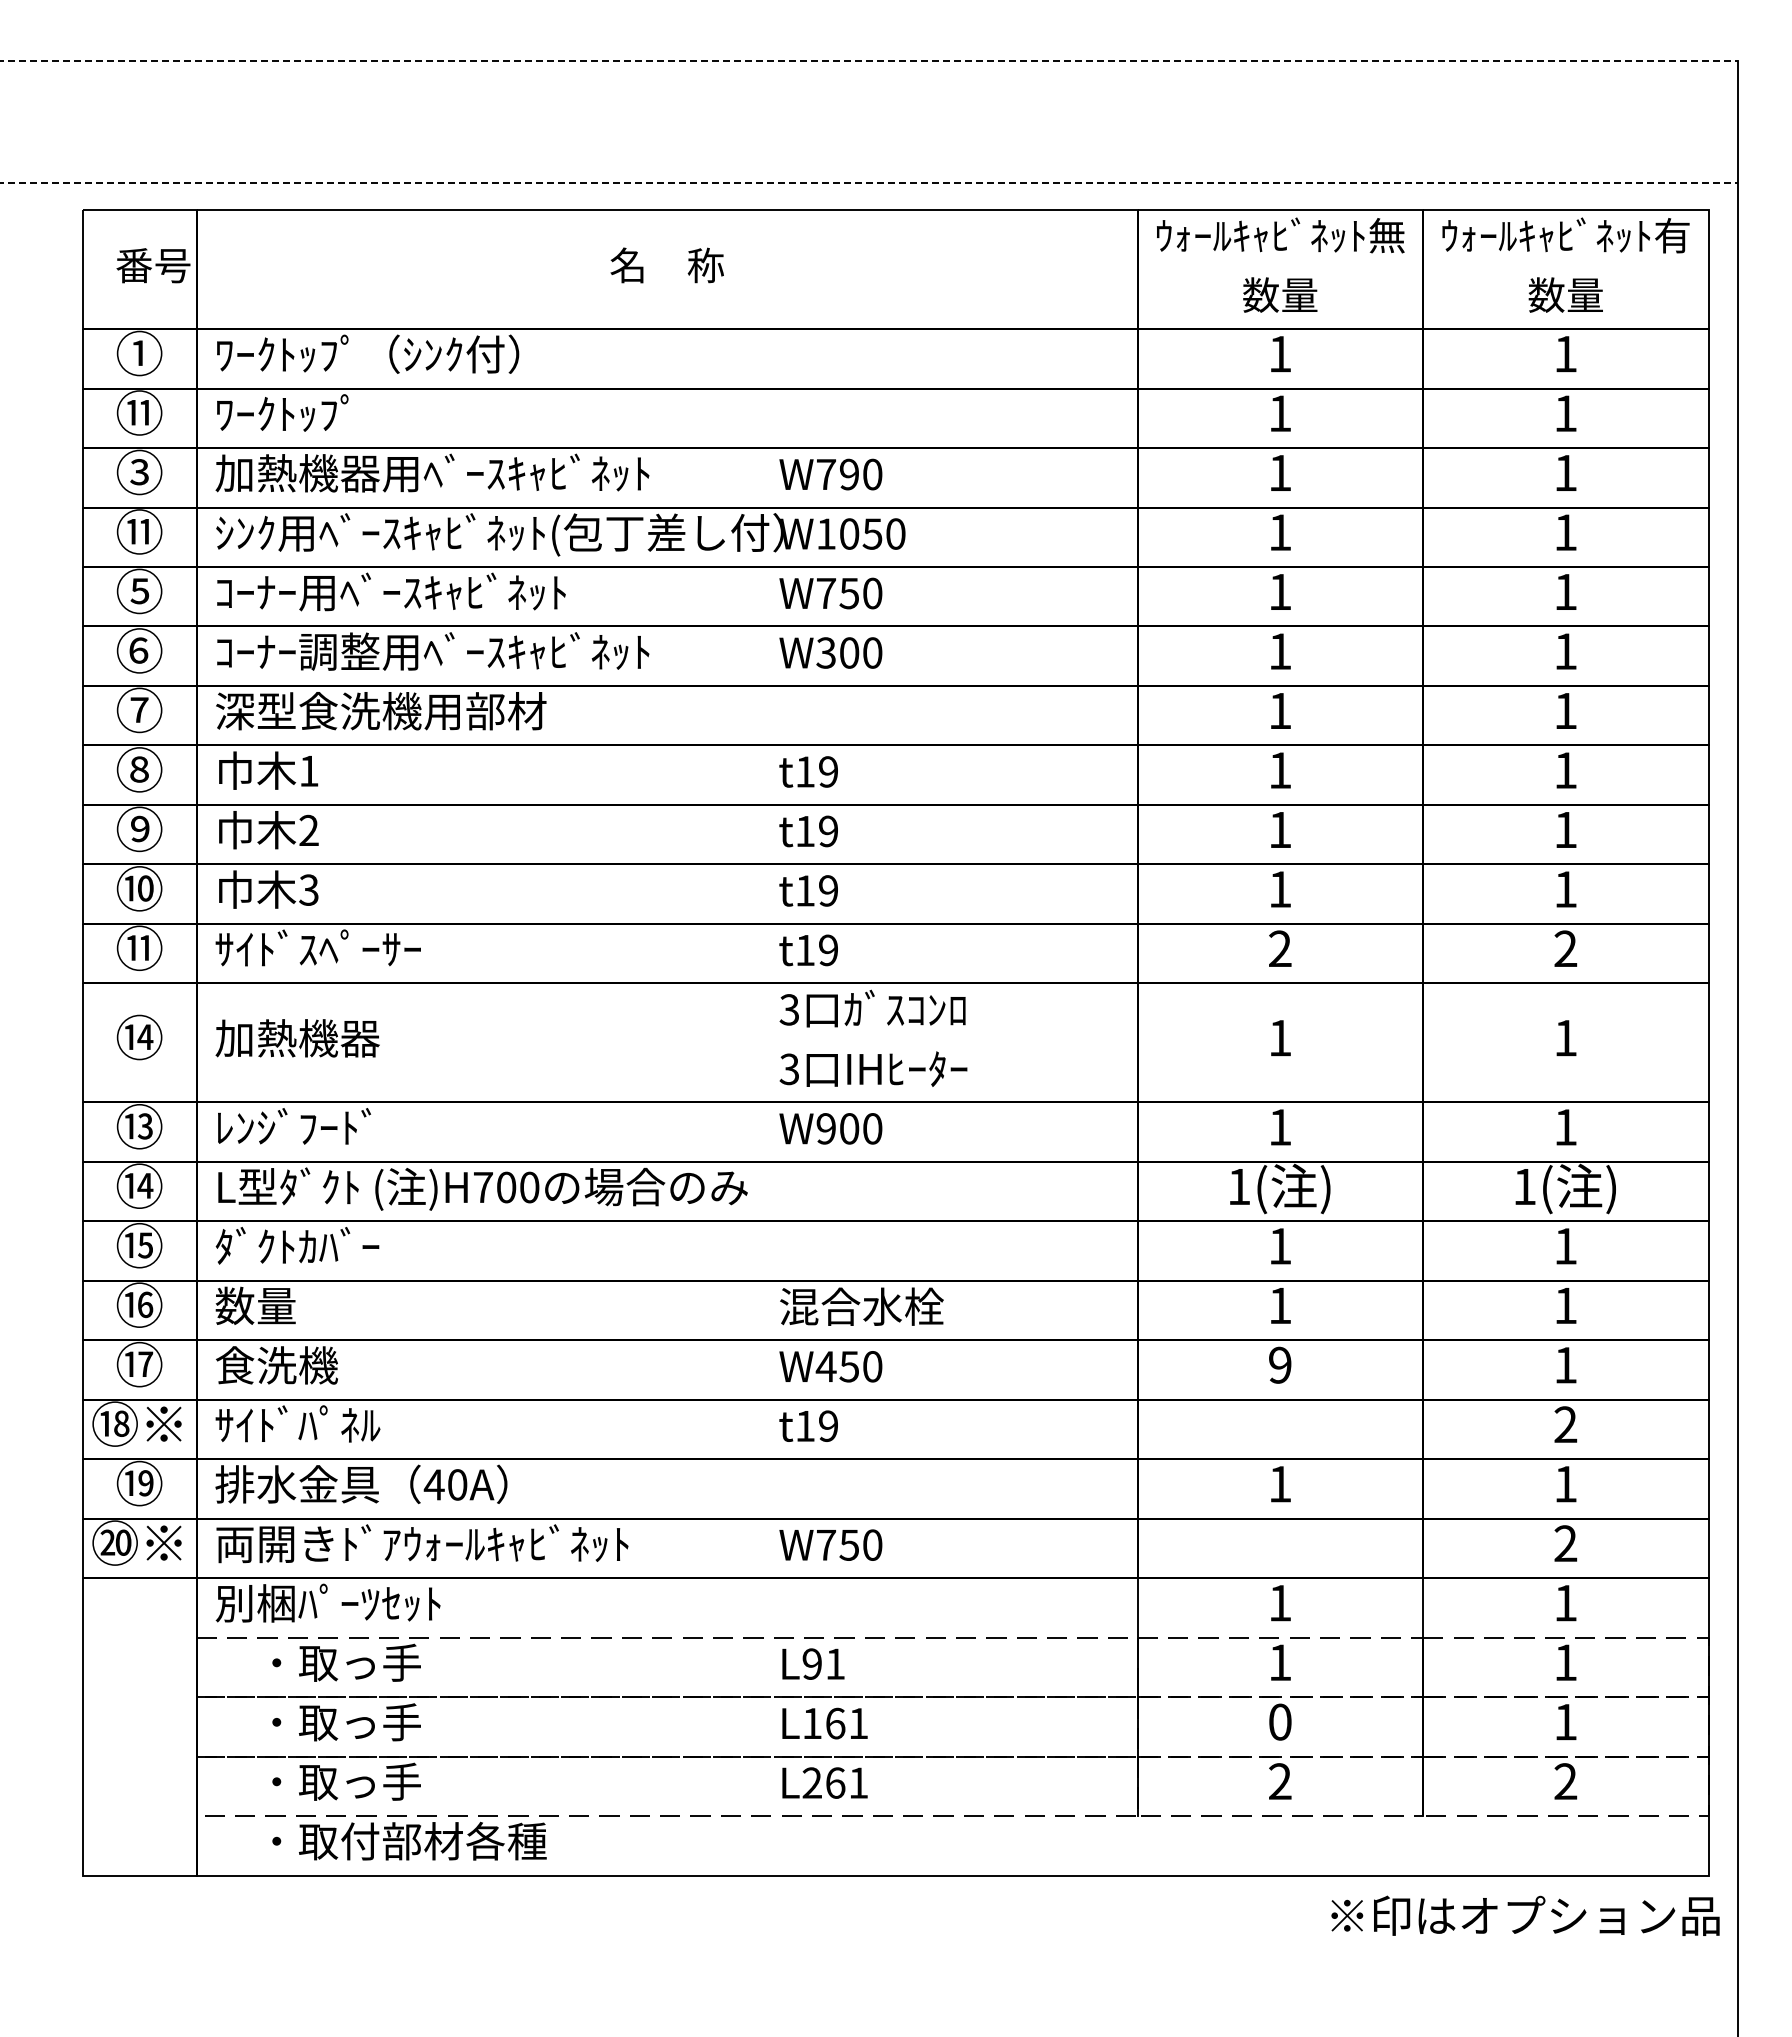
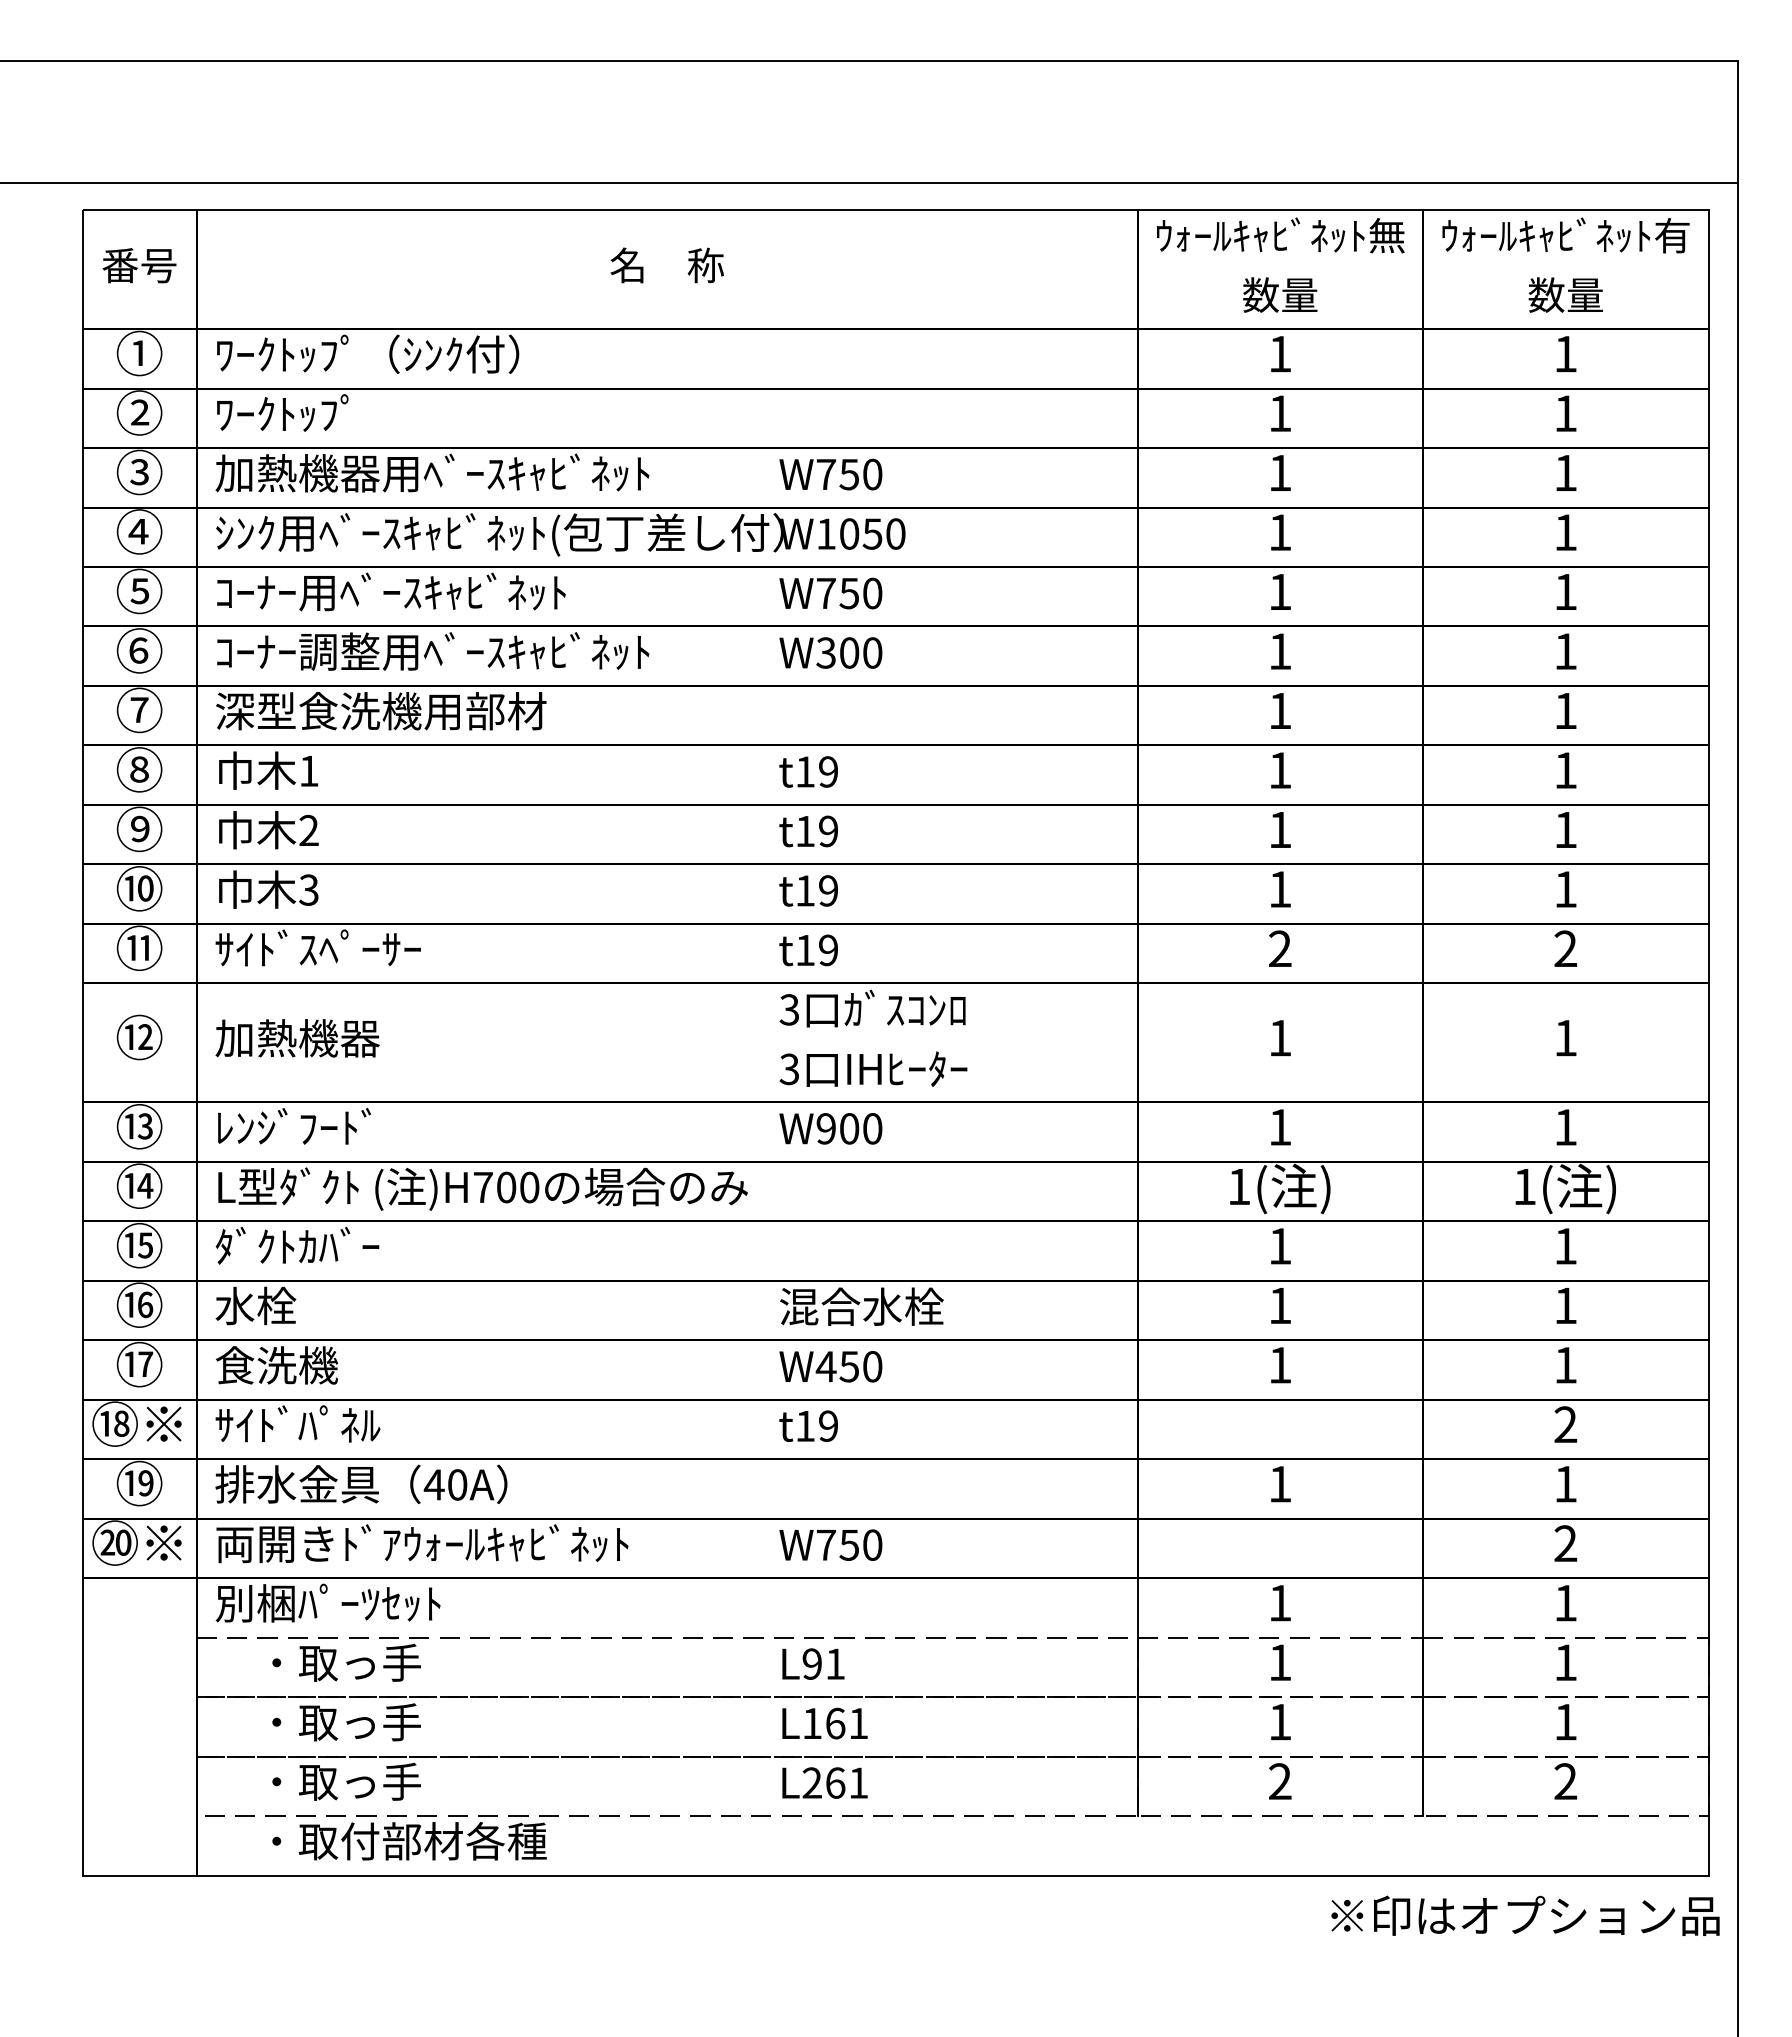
line: dashed -> solid (870, 61)
line: dashed -> solid (870, 183)
text position: (153, 265) -> (139, 265) (139, 265)
text: ⑪ -> ② (138, 412)
text: W790 -> W750 (848, 474)
text: ⑪ -> ④ (137, 531)
text: ⑭ -> ⑫ (145, 1036)
text: 数量 -> 水栓 (255, 1305)
text: 9 -> 1 (1280, 1364)
text: 0 -> 1 (1280, 1721)
